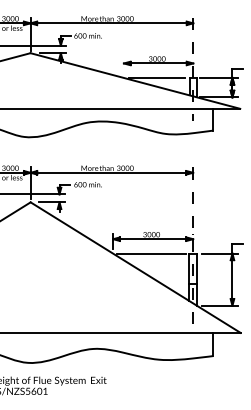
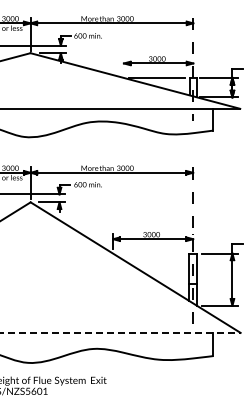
line: present -> none (150, 253)
line: solid -> dashed (120, 332)
